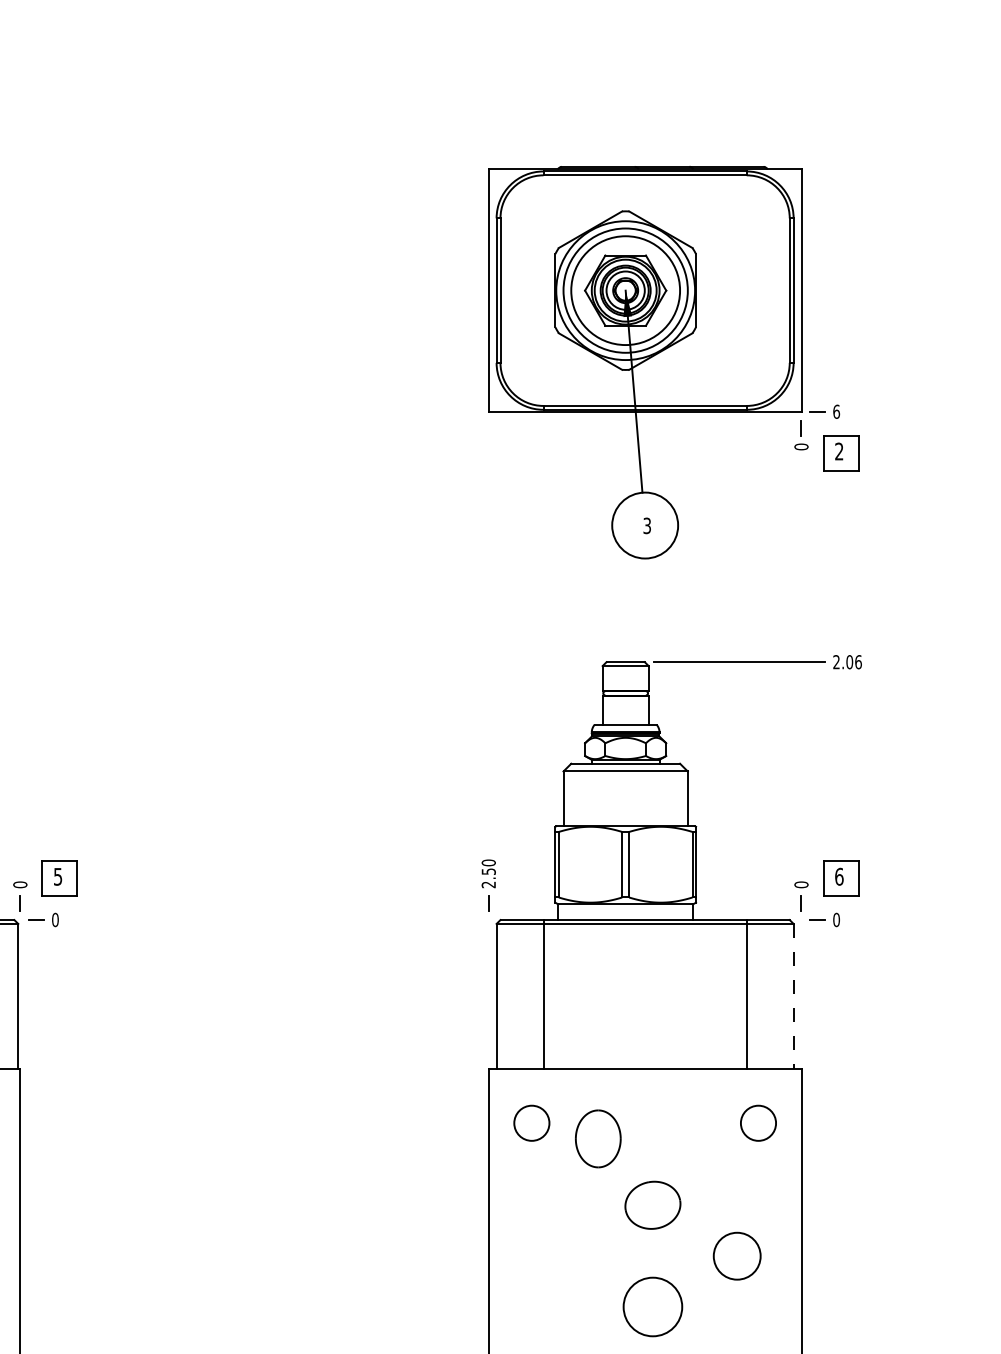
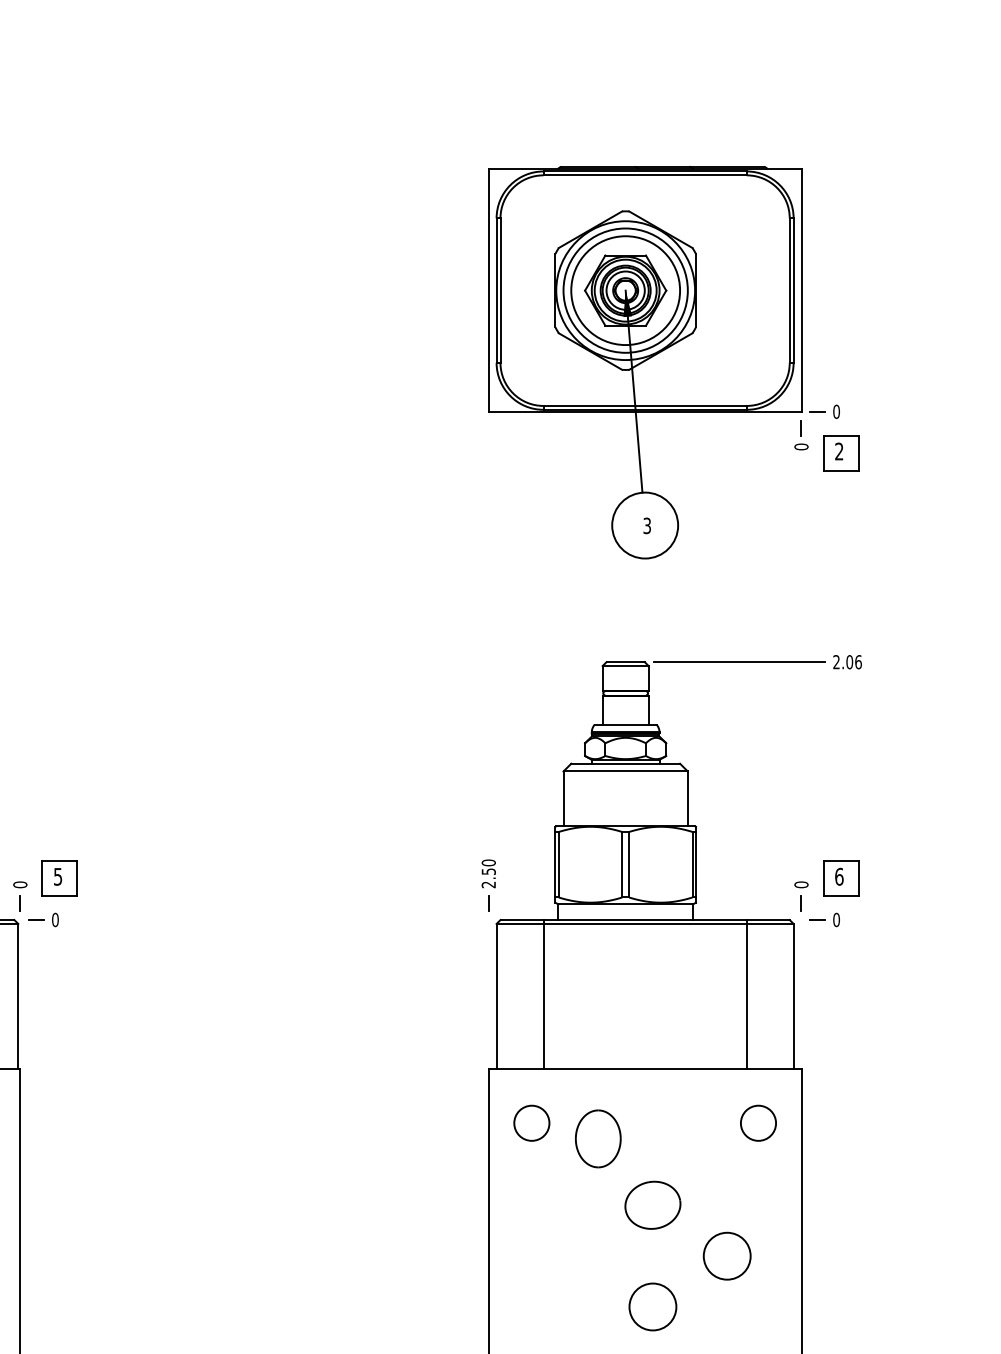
text: 6 -> 0 (836, 411)
line: dashed -> solid (793, 996)
circle position: (736, 1255) -> (726, 1255) (726, 1255)
circle diameter: 59 px -> 47 px (652, 1306)
